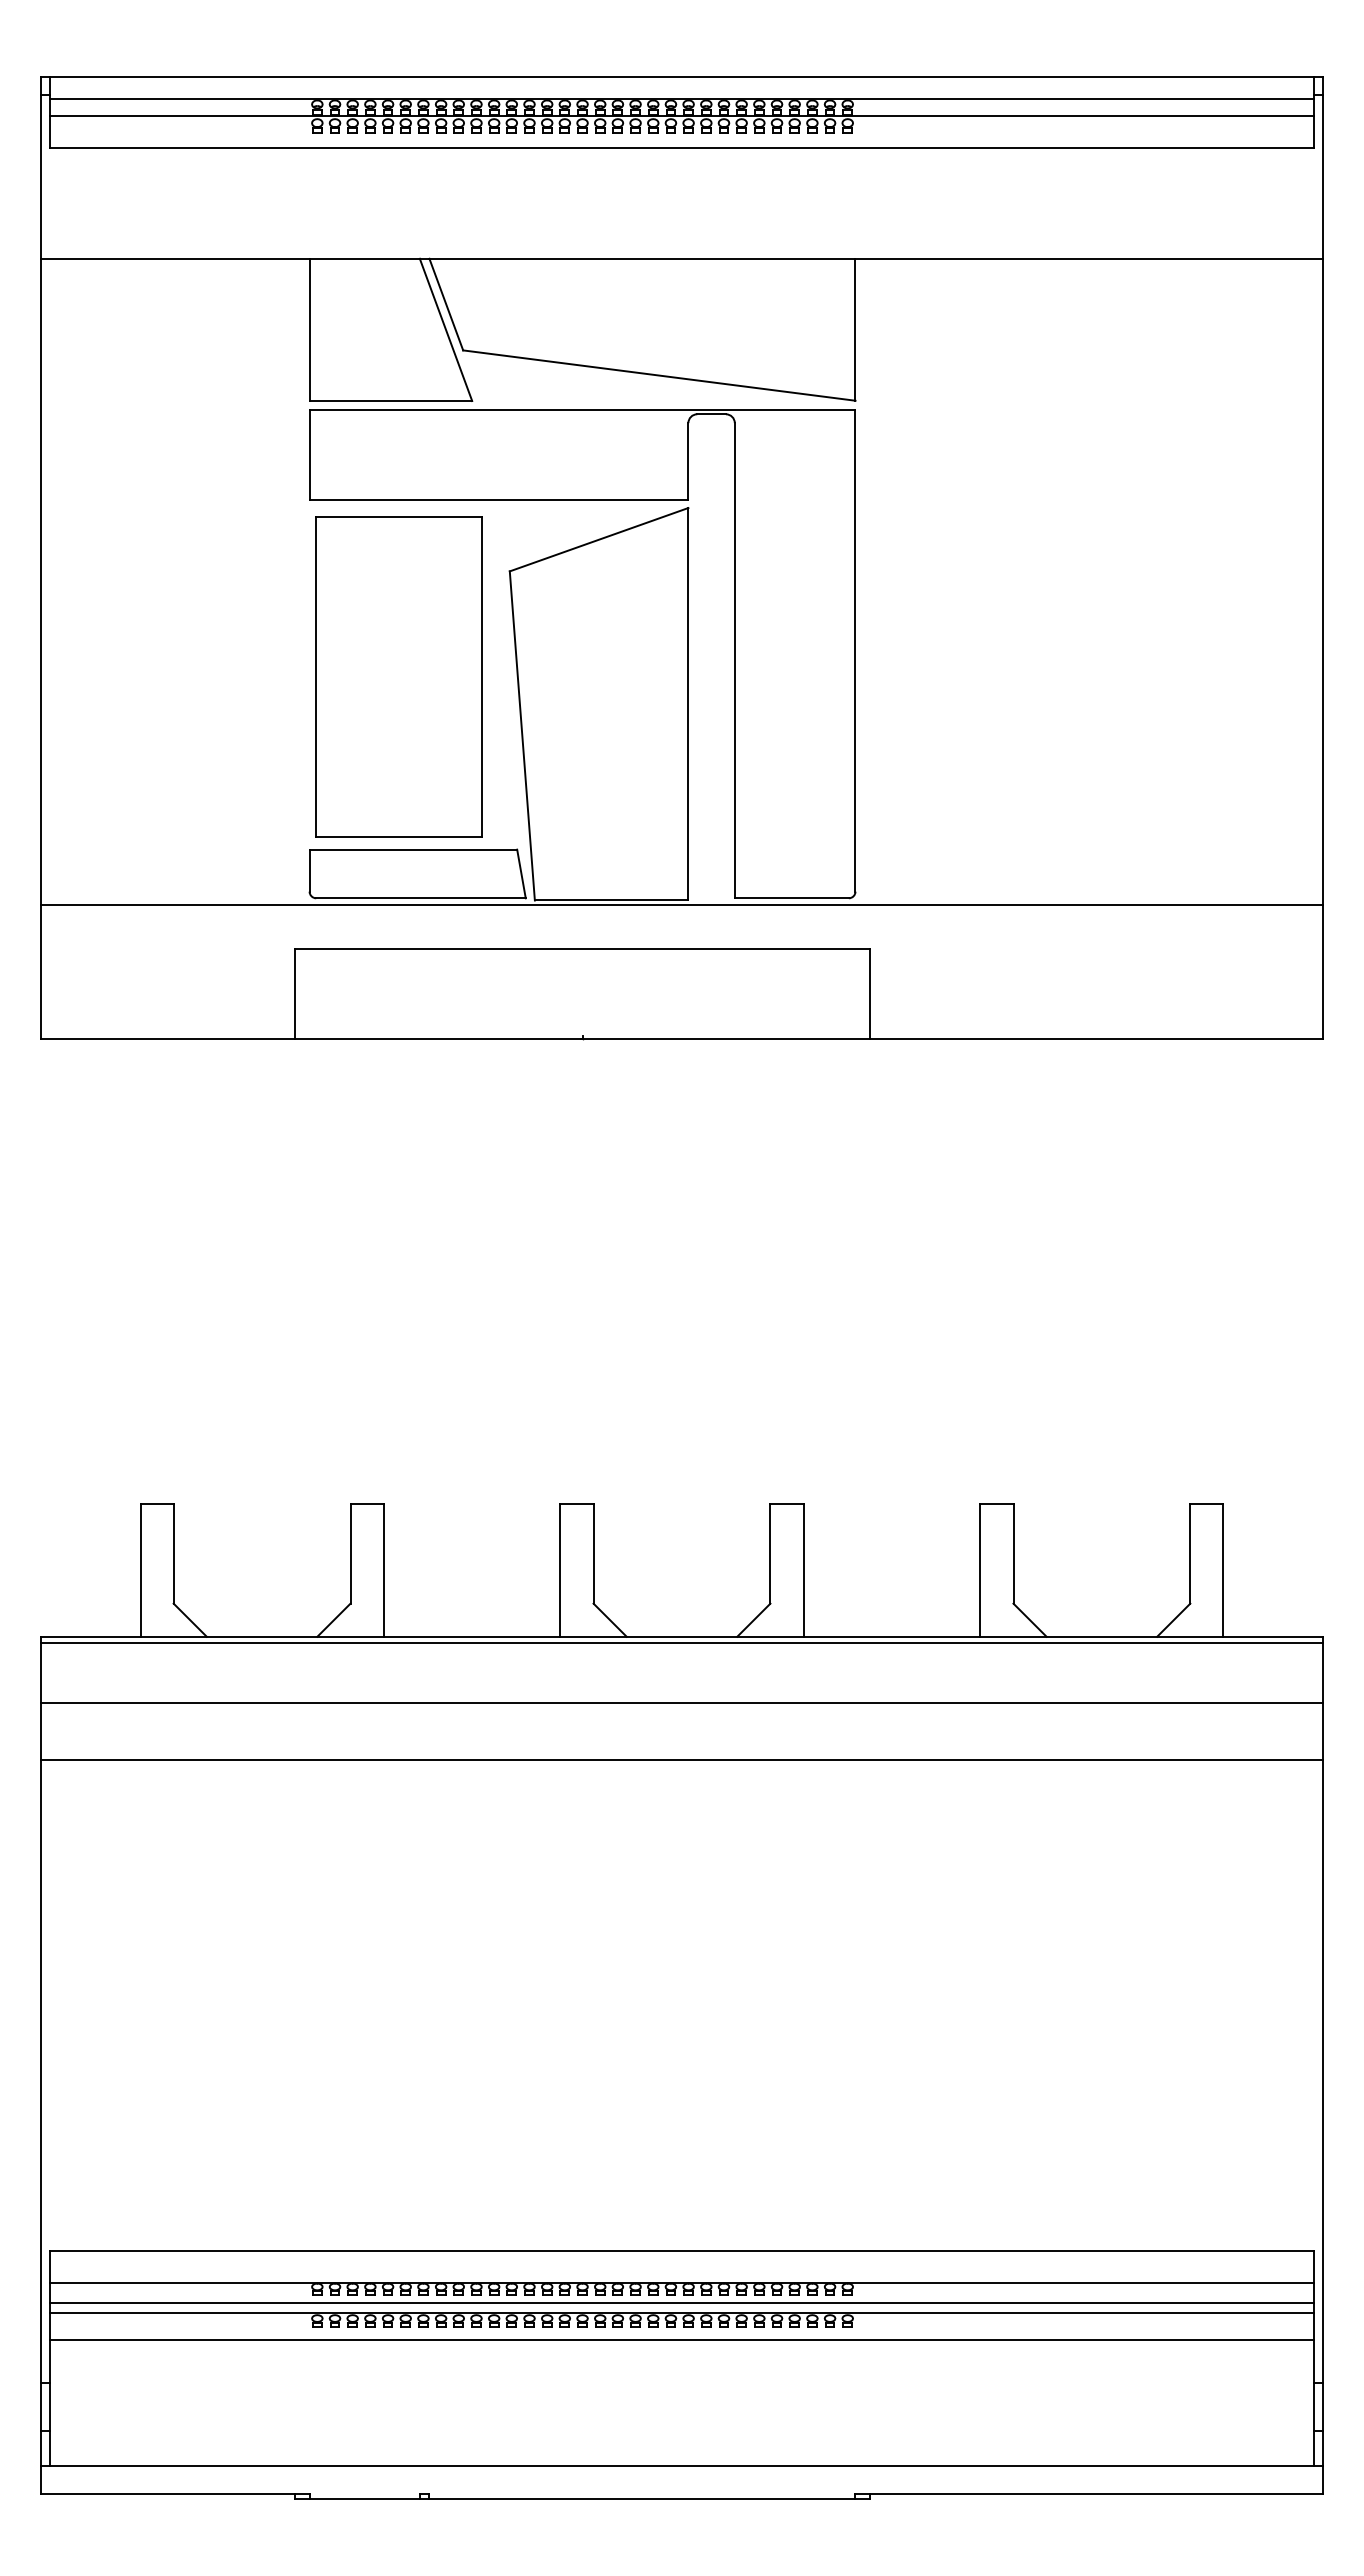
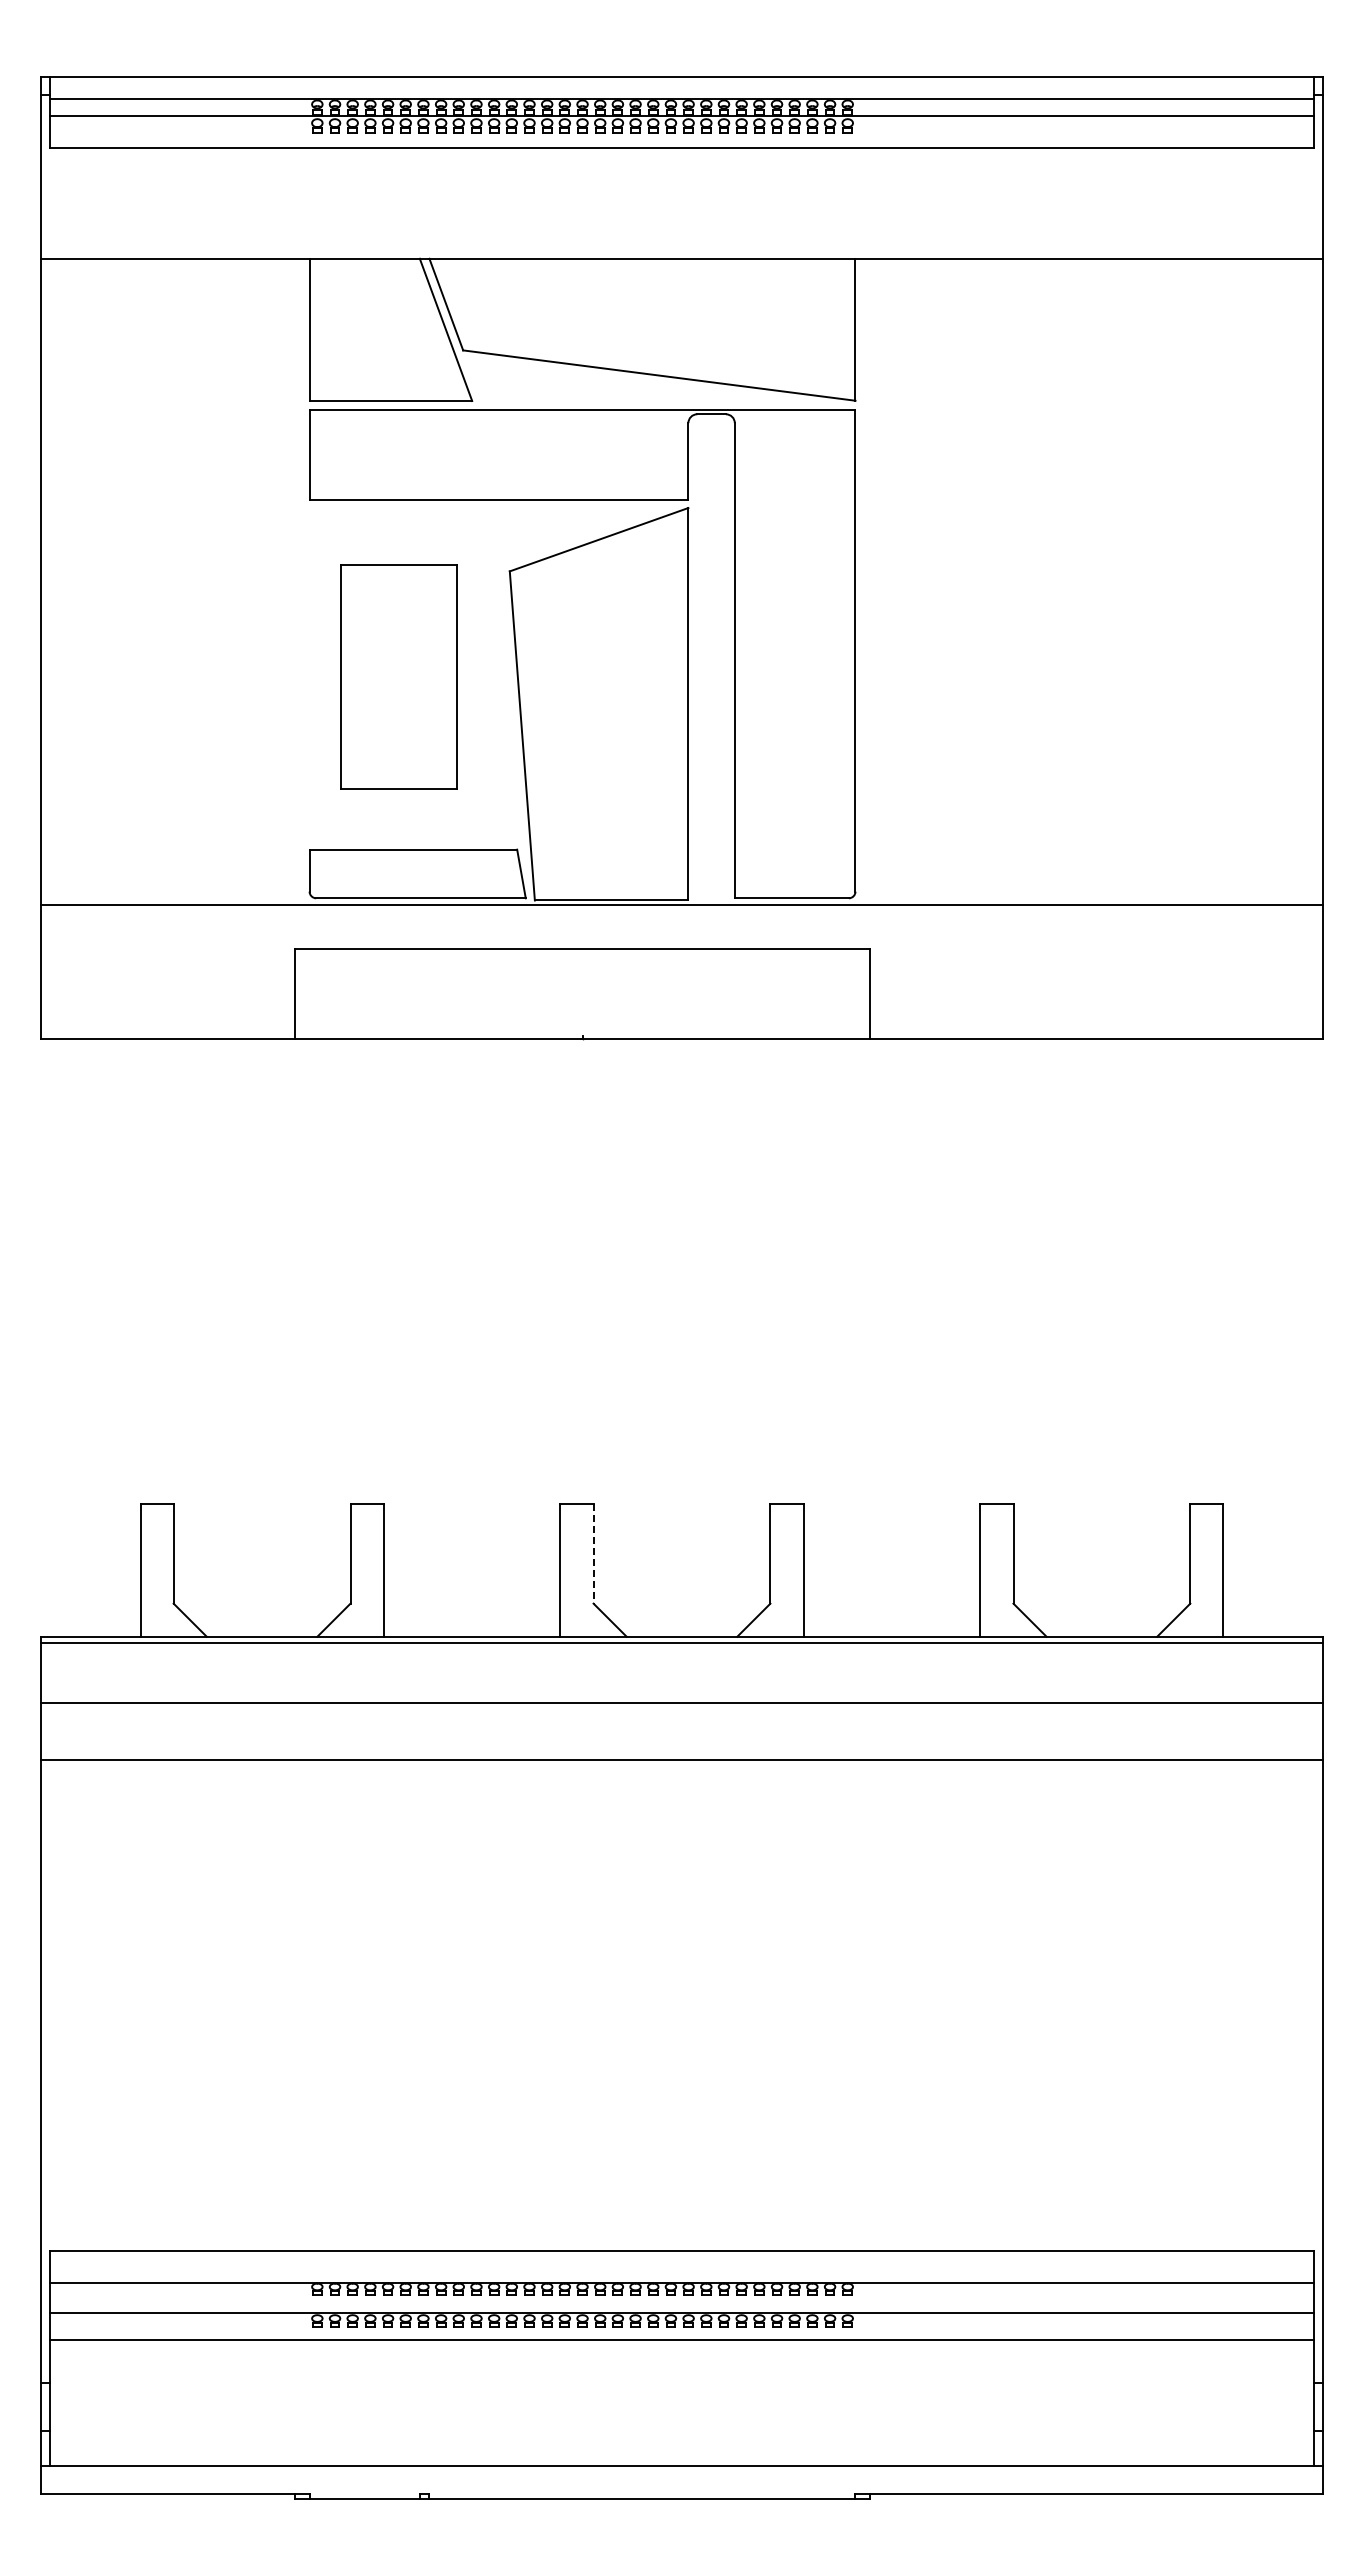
part size: 168x322 px -> 118x226 px (398, 676)
line: solid -> dashed (593, 1553)
line: present -> none (681, 2303)
